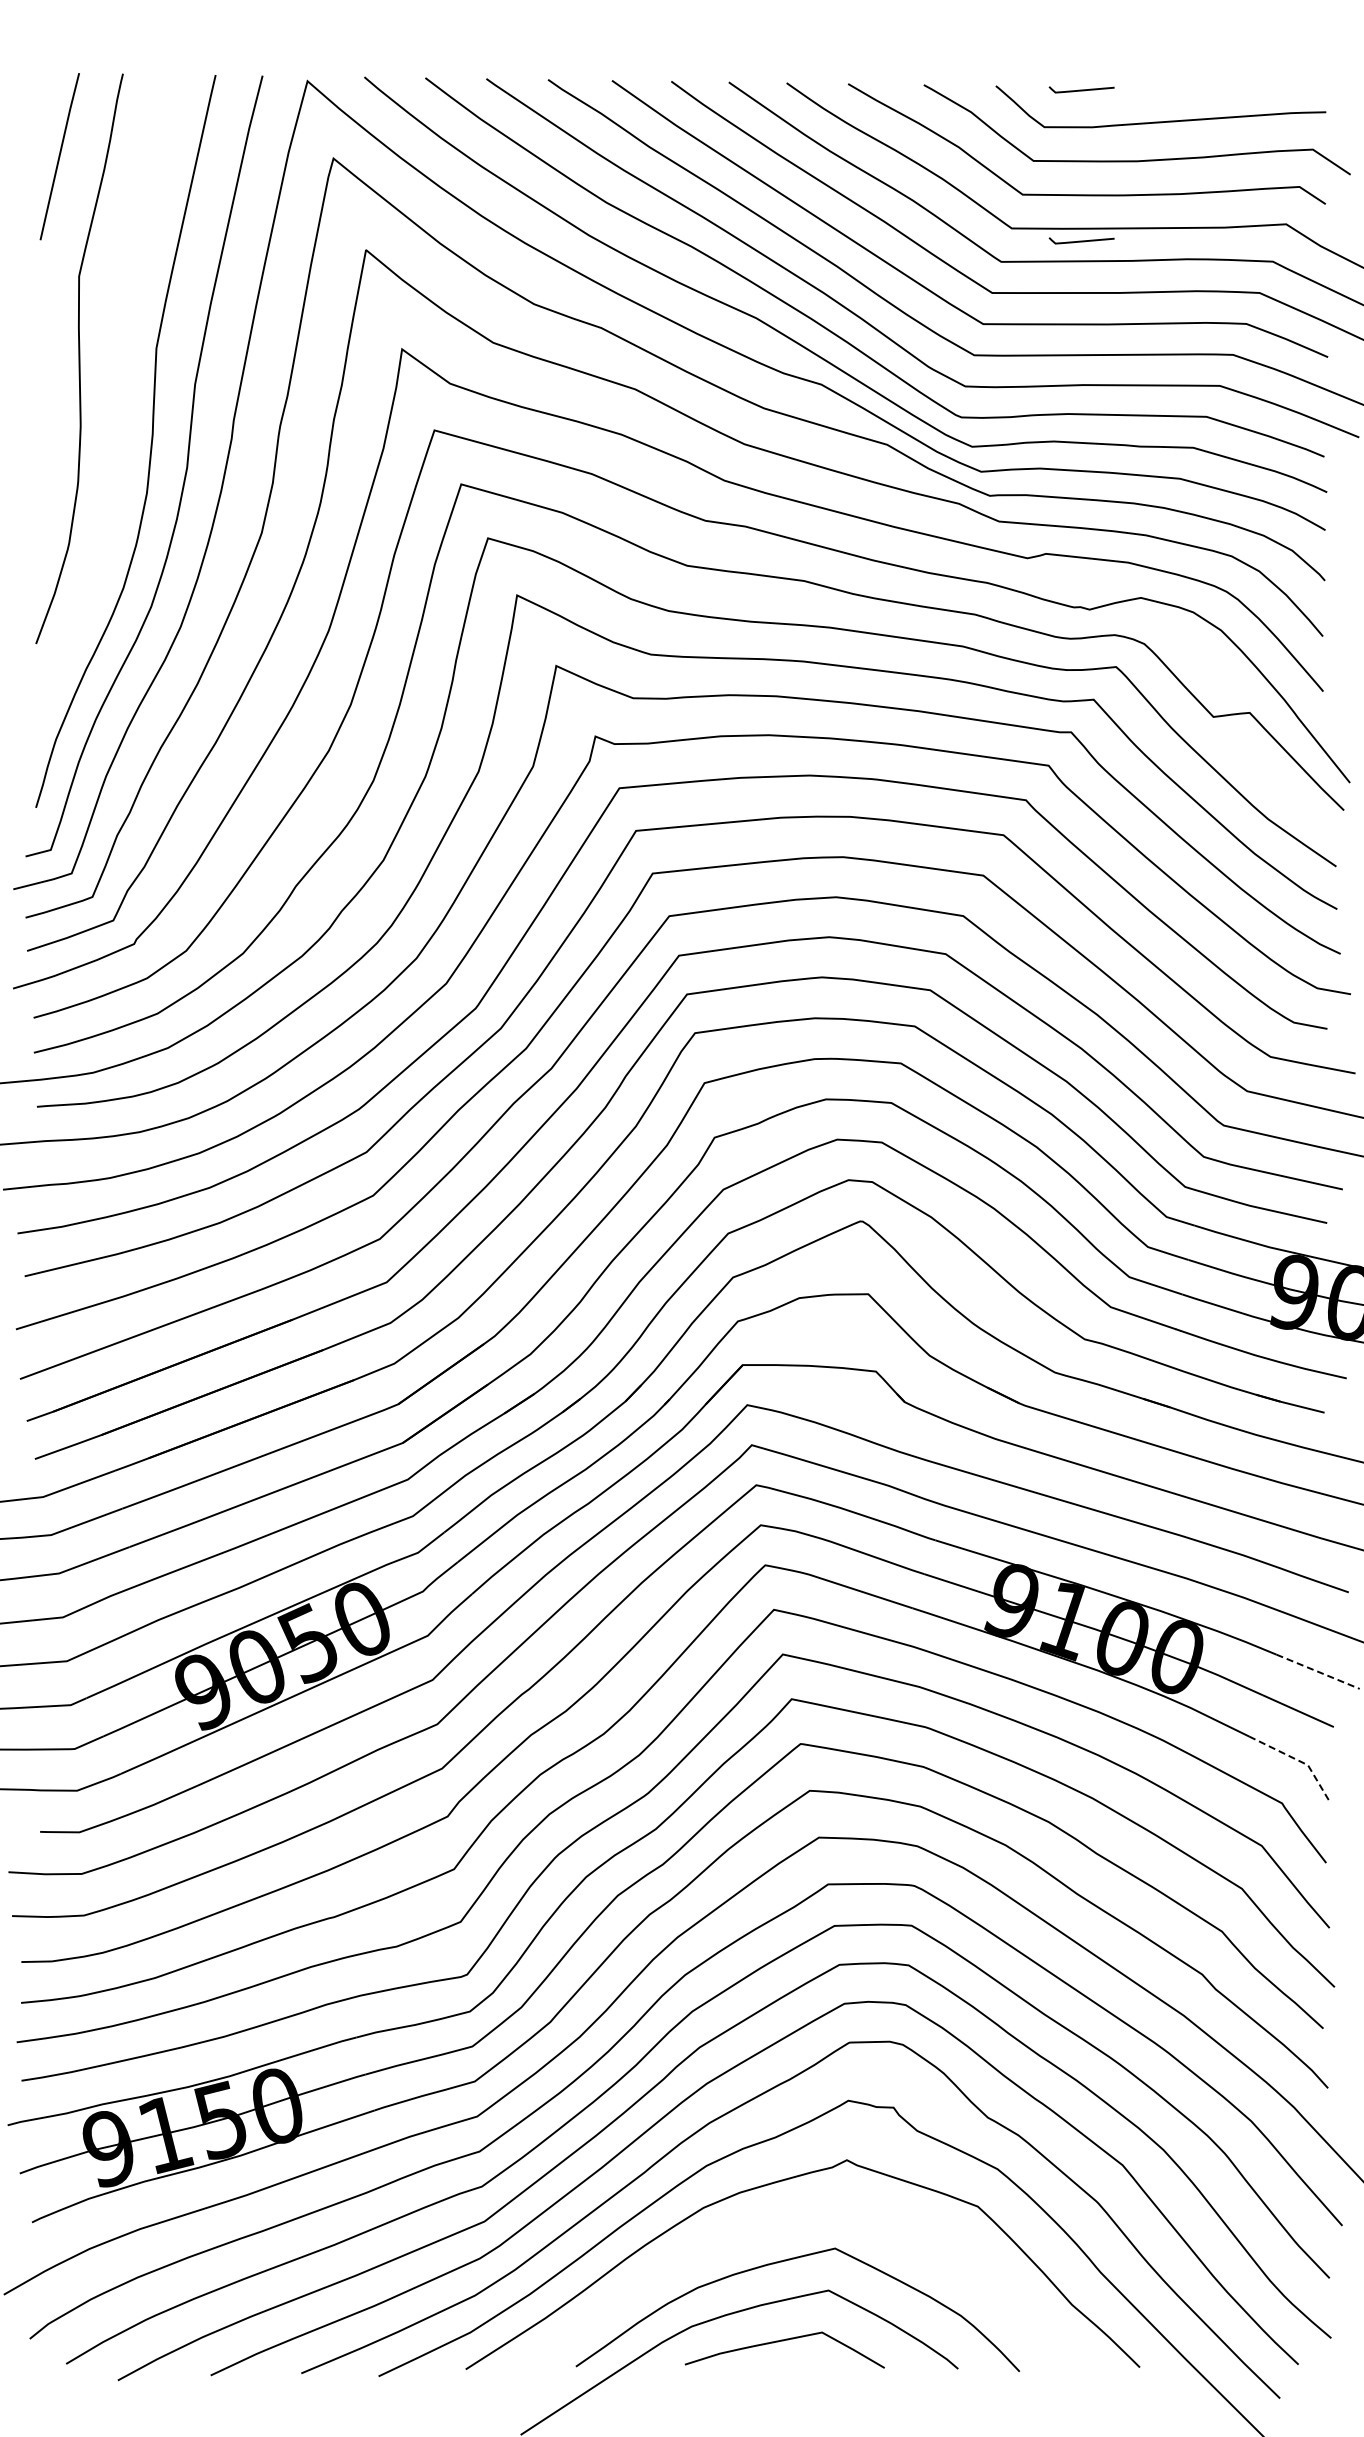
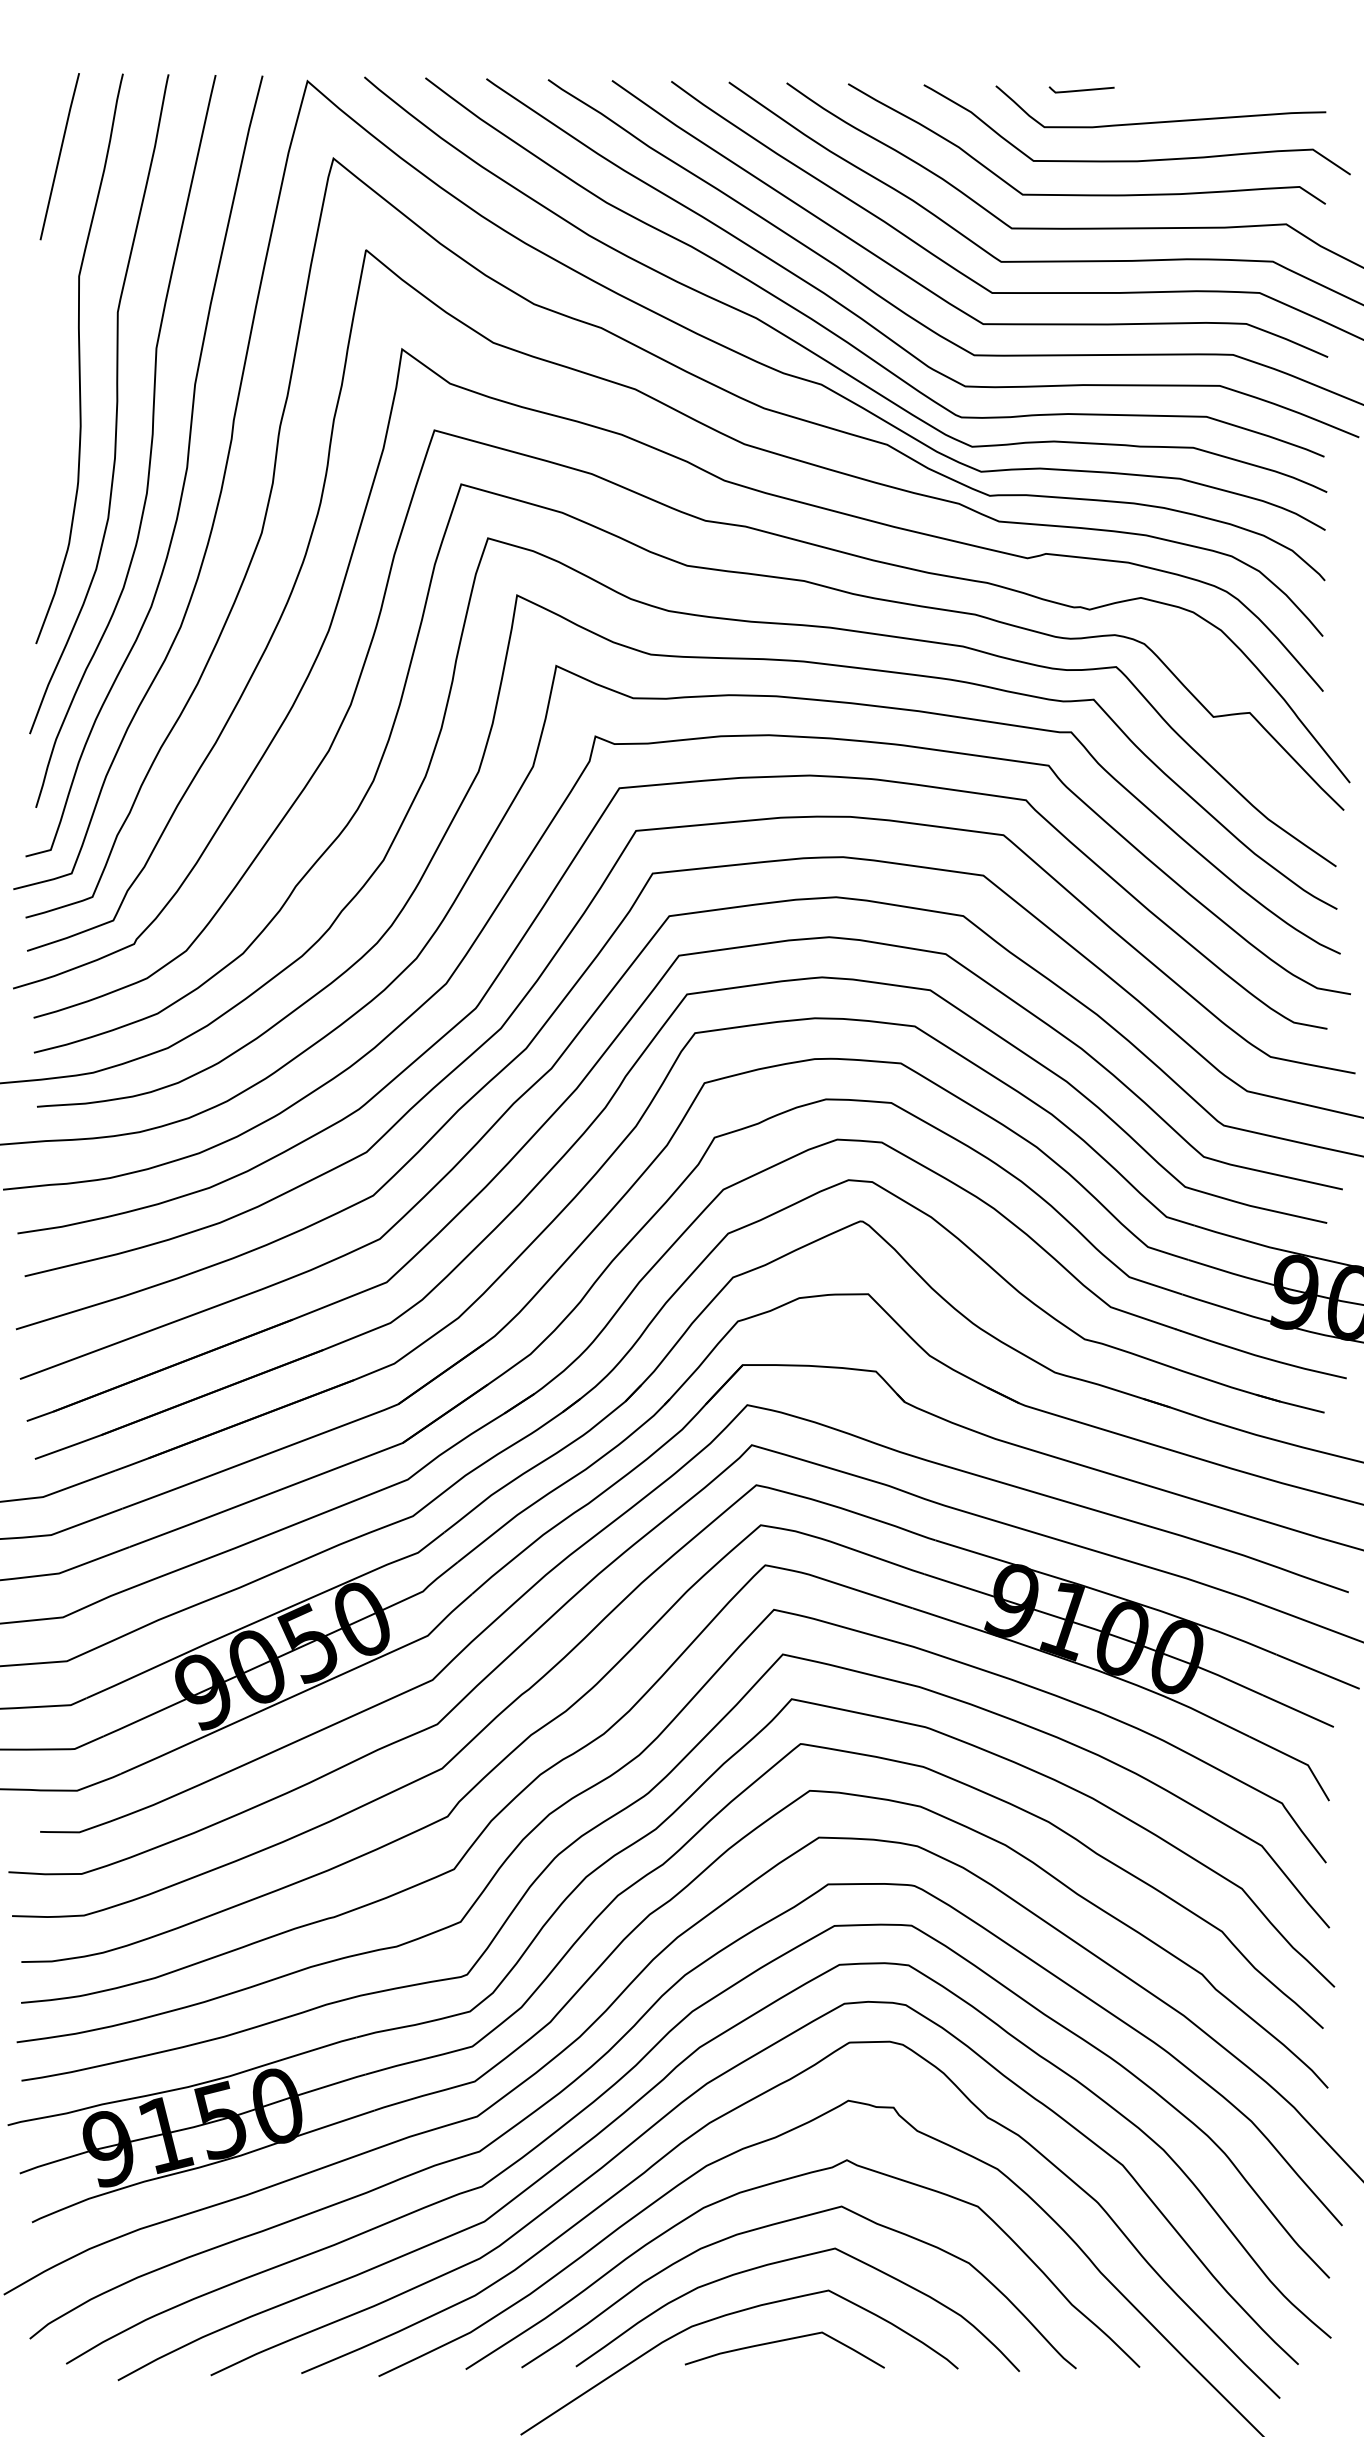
line: present -> none (1081, 240)
curve: none -> present (116, 404)
line: dashed -> solid (1318, 1671)
line: dashed -> solid (1298, 1760)
curve: none -> present (781, 2223)
